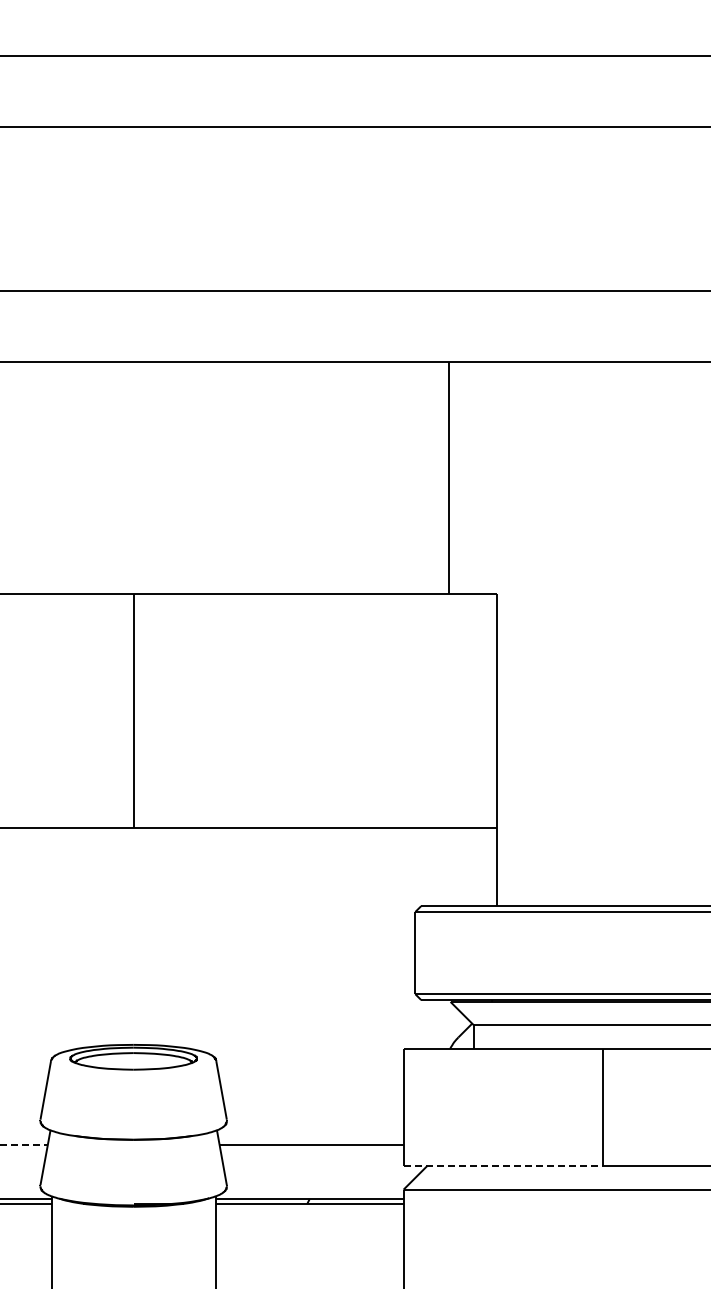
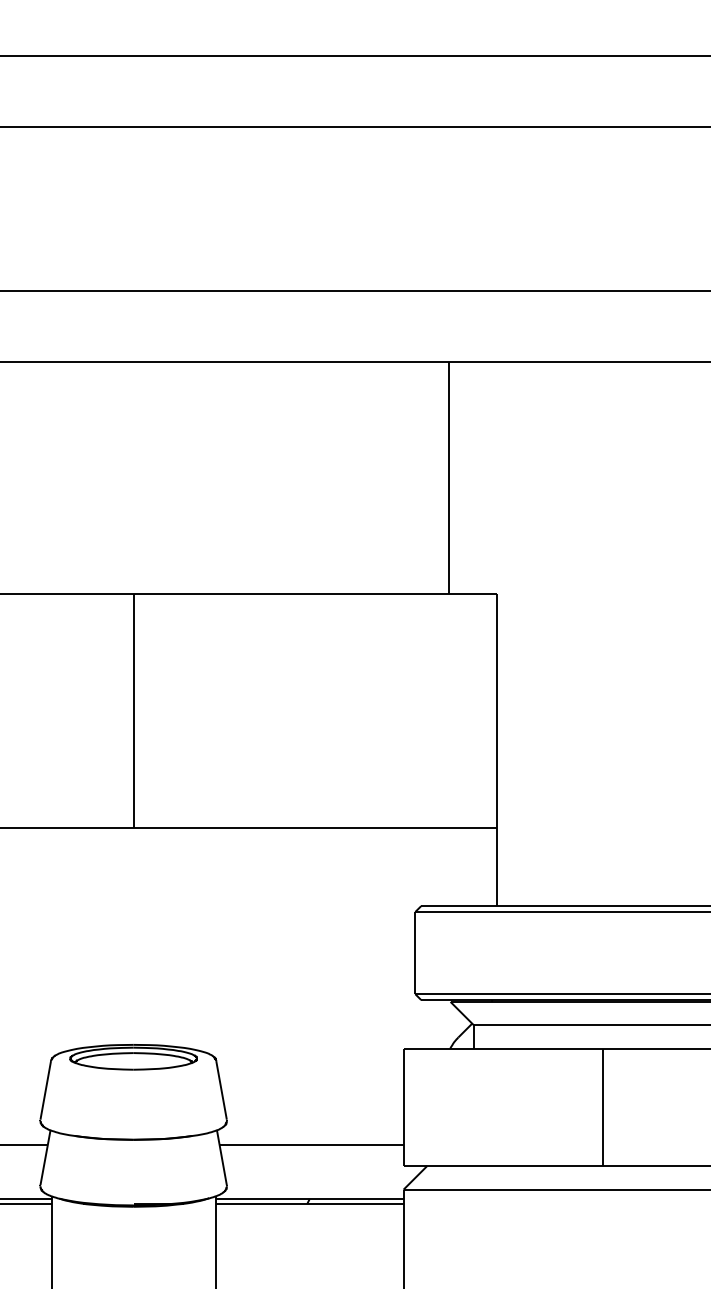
line: dashed -> solid (24, 1145)
line: dashed -> solid (503, 1166)
